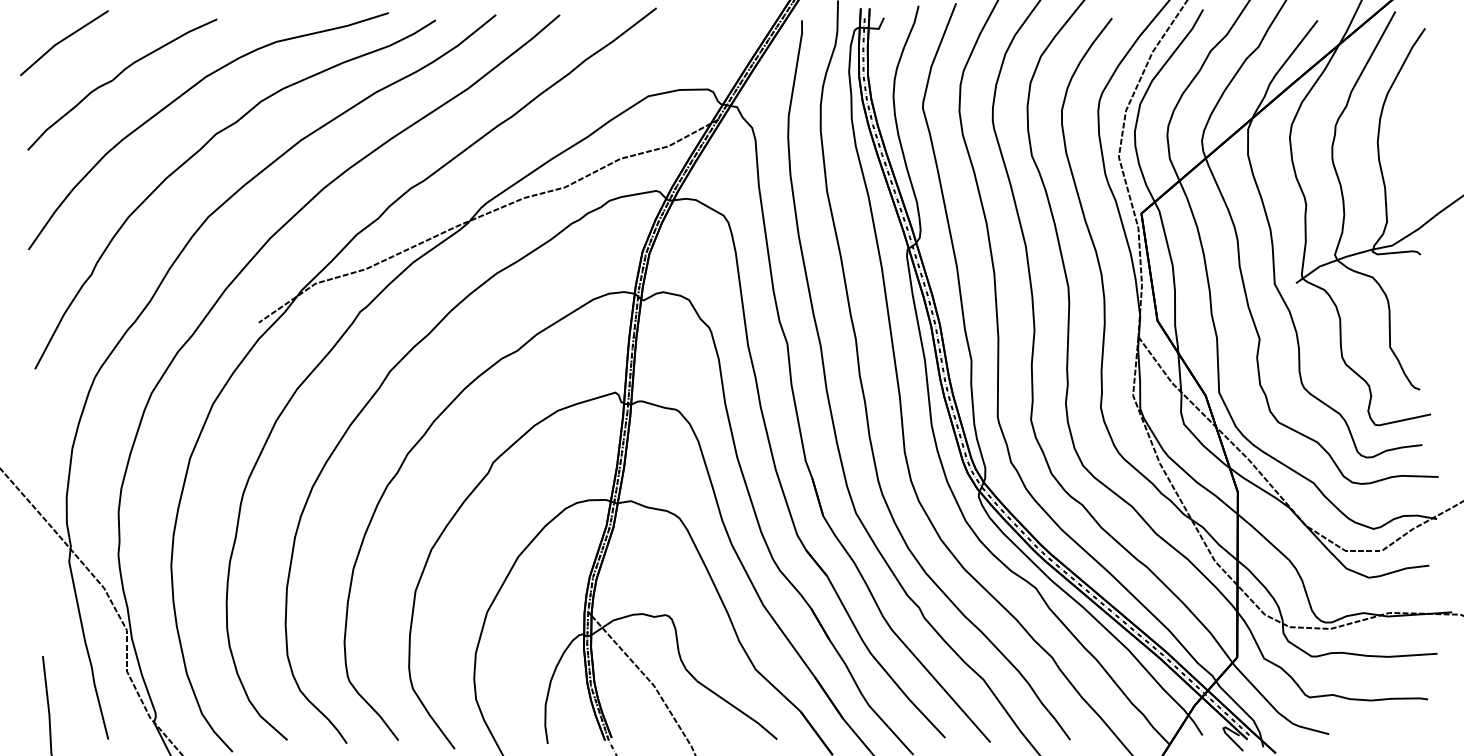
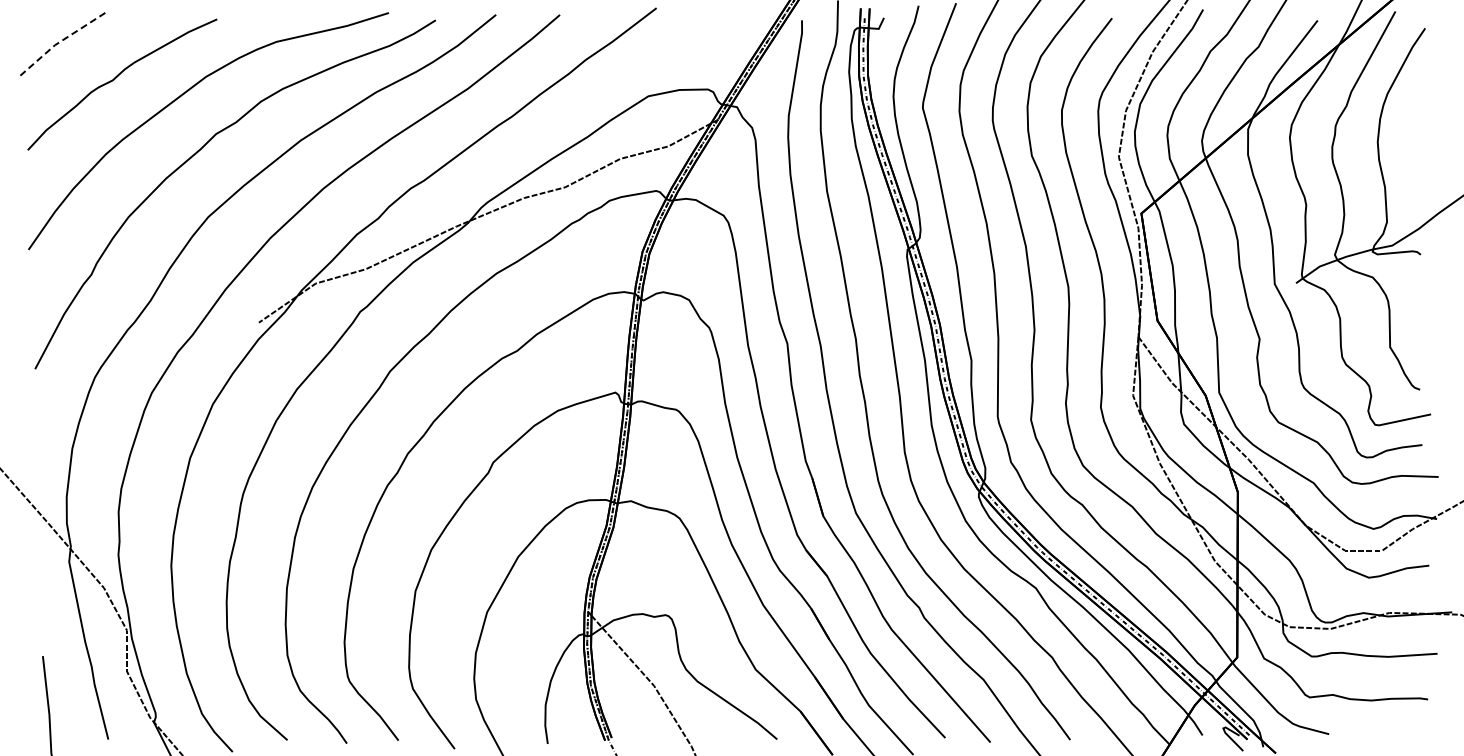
line: solid -> dashed (61, 40)
